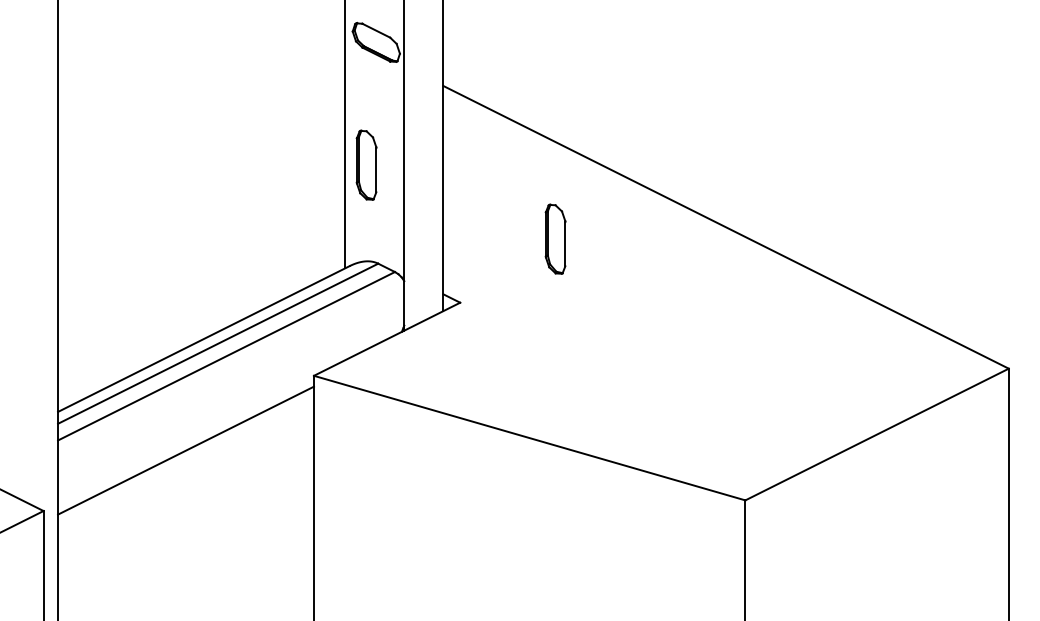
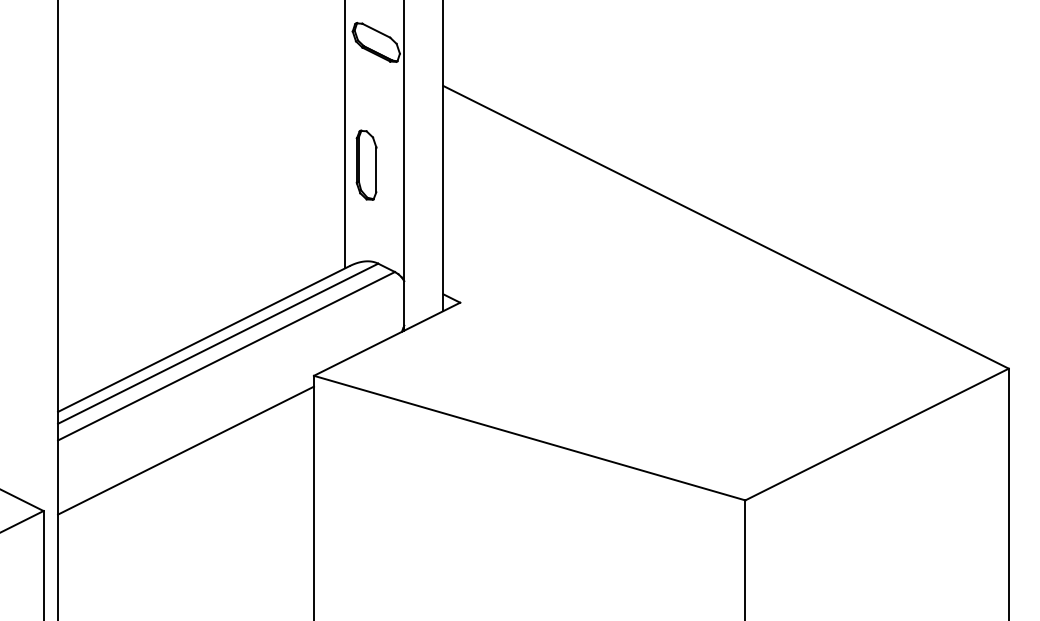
part: present -> none (555, 238)
